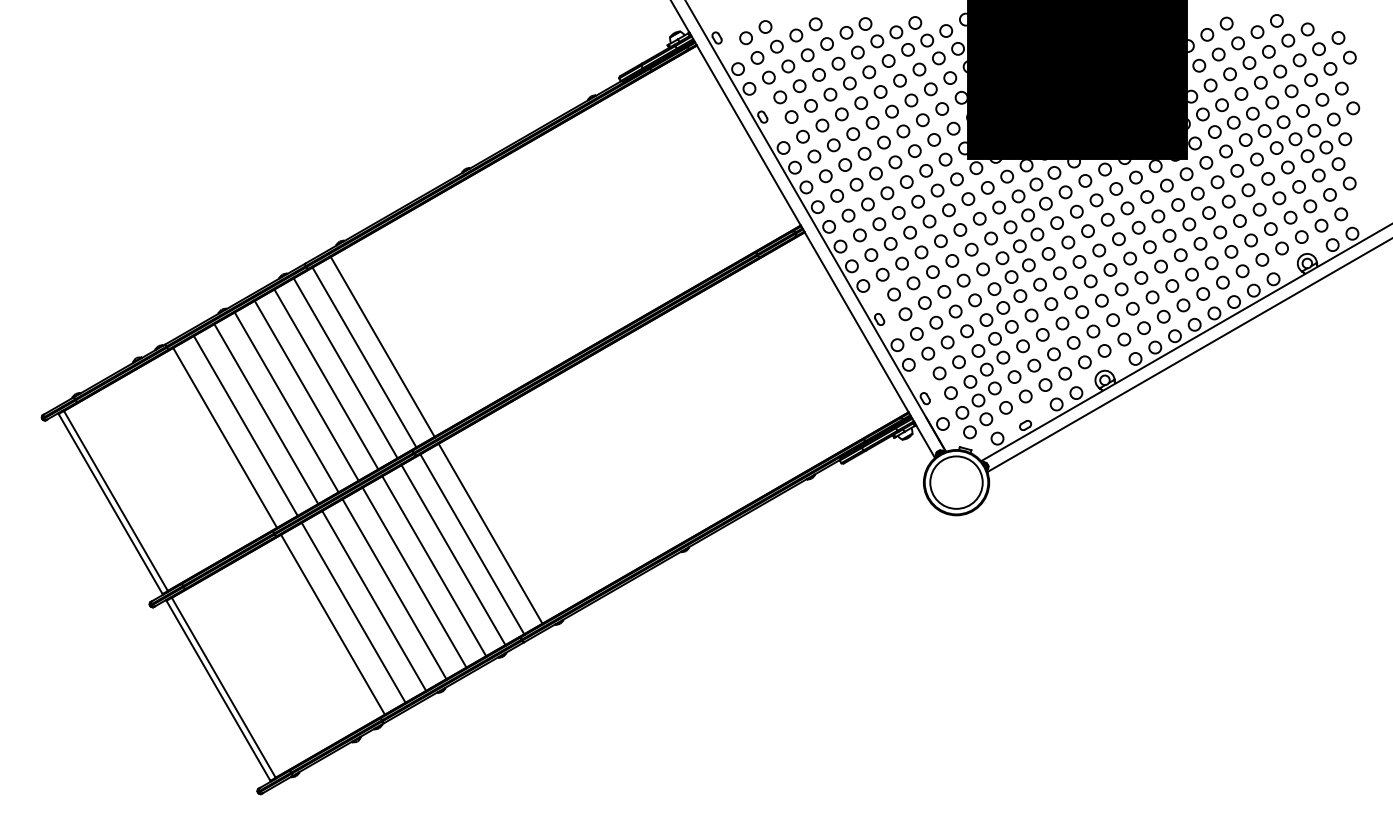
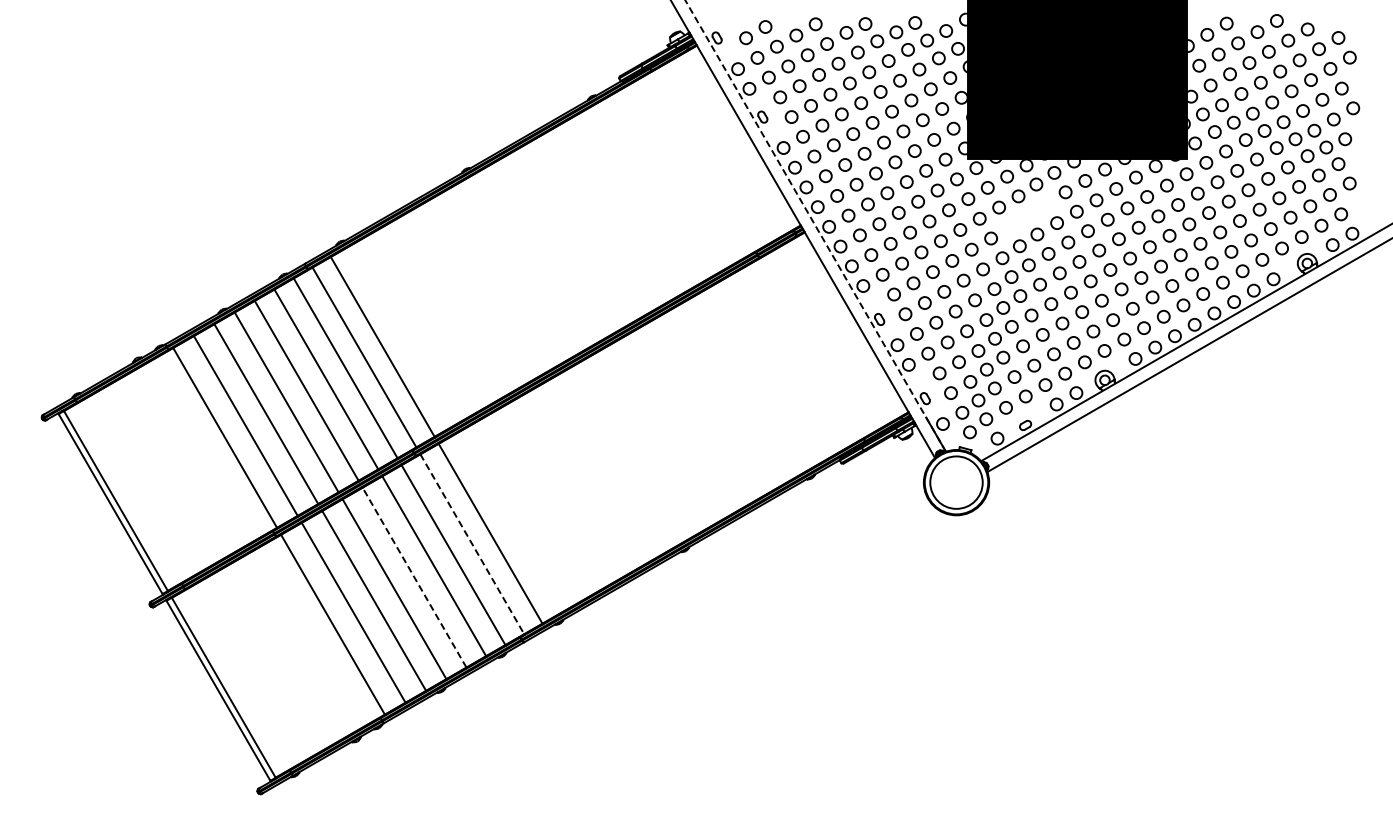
part: present -> none (1027, 215)
line: solid -> dashed (815, 225)
line: solid -> dashed (472, 544)
line: solid -> dashed (414, 577)
